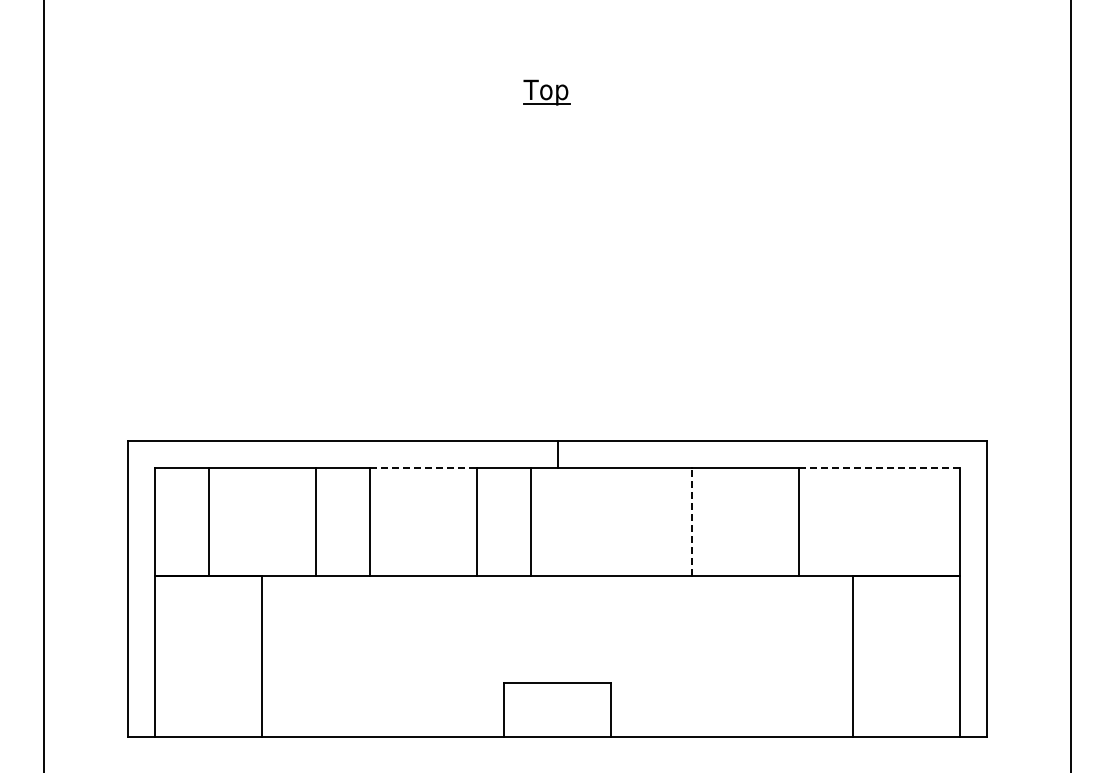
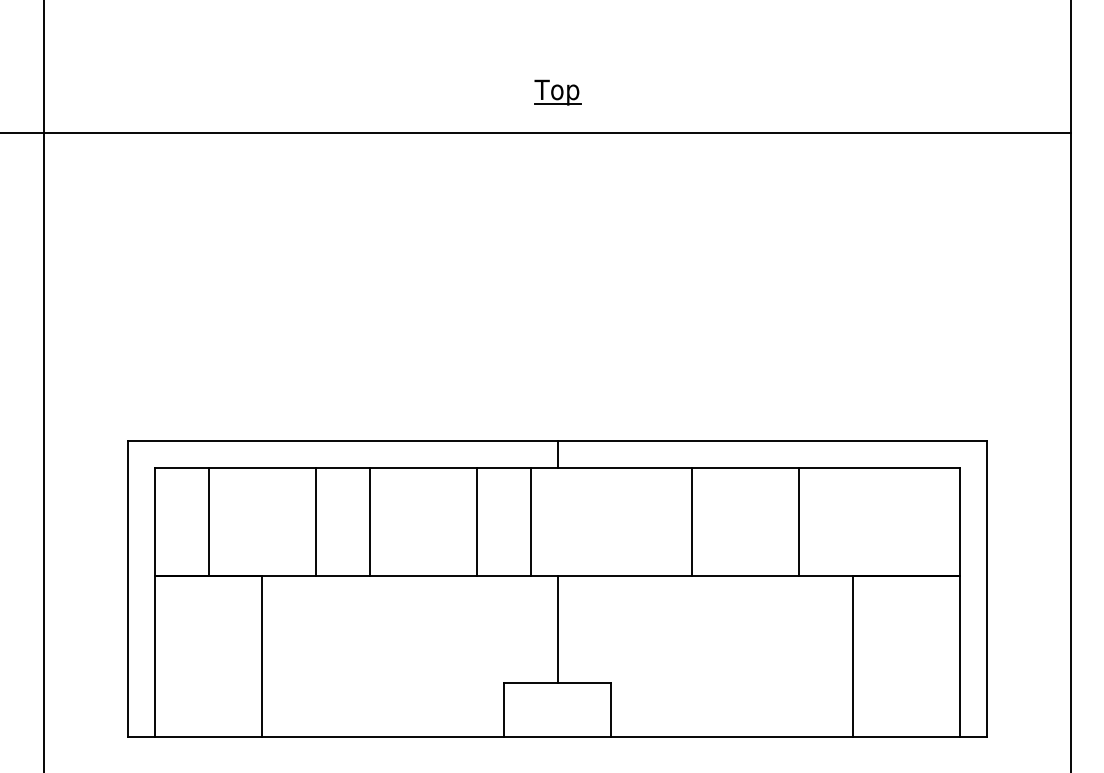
part position: (546, 92) -> (557, 92) (557, 92)
line: none -> present (536, 133)
line: dashed -> solid (423, 468)
line: dashed -> solid (879, 468)
line: dashed -> solid (691, 521)
line: none -> present (557, 628)
